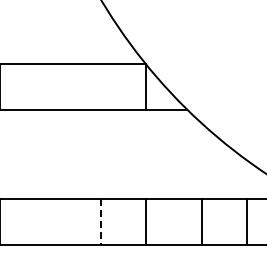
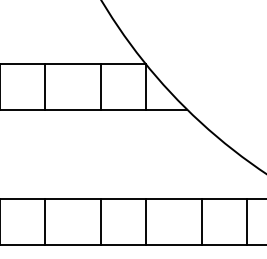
line: none -> present (45, 86)
line: none -> present (100, 86)
line: none -> present (45, 221)
line: dashed -> solid (100, 221)
